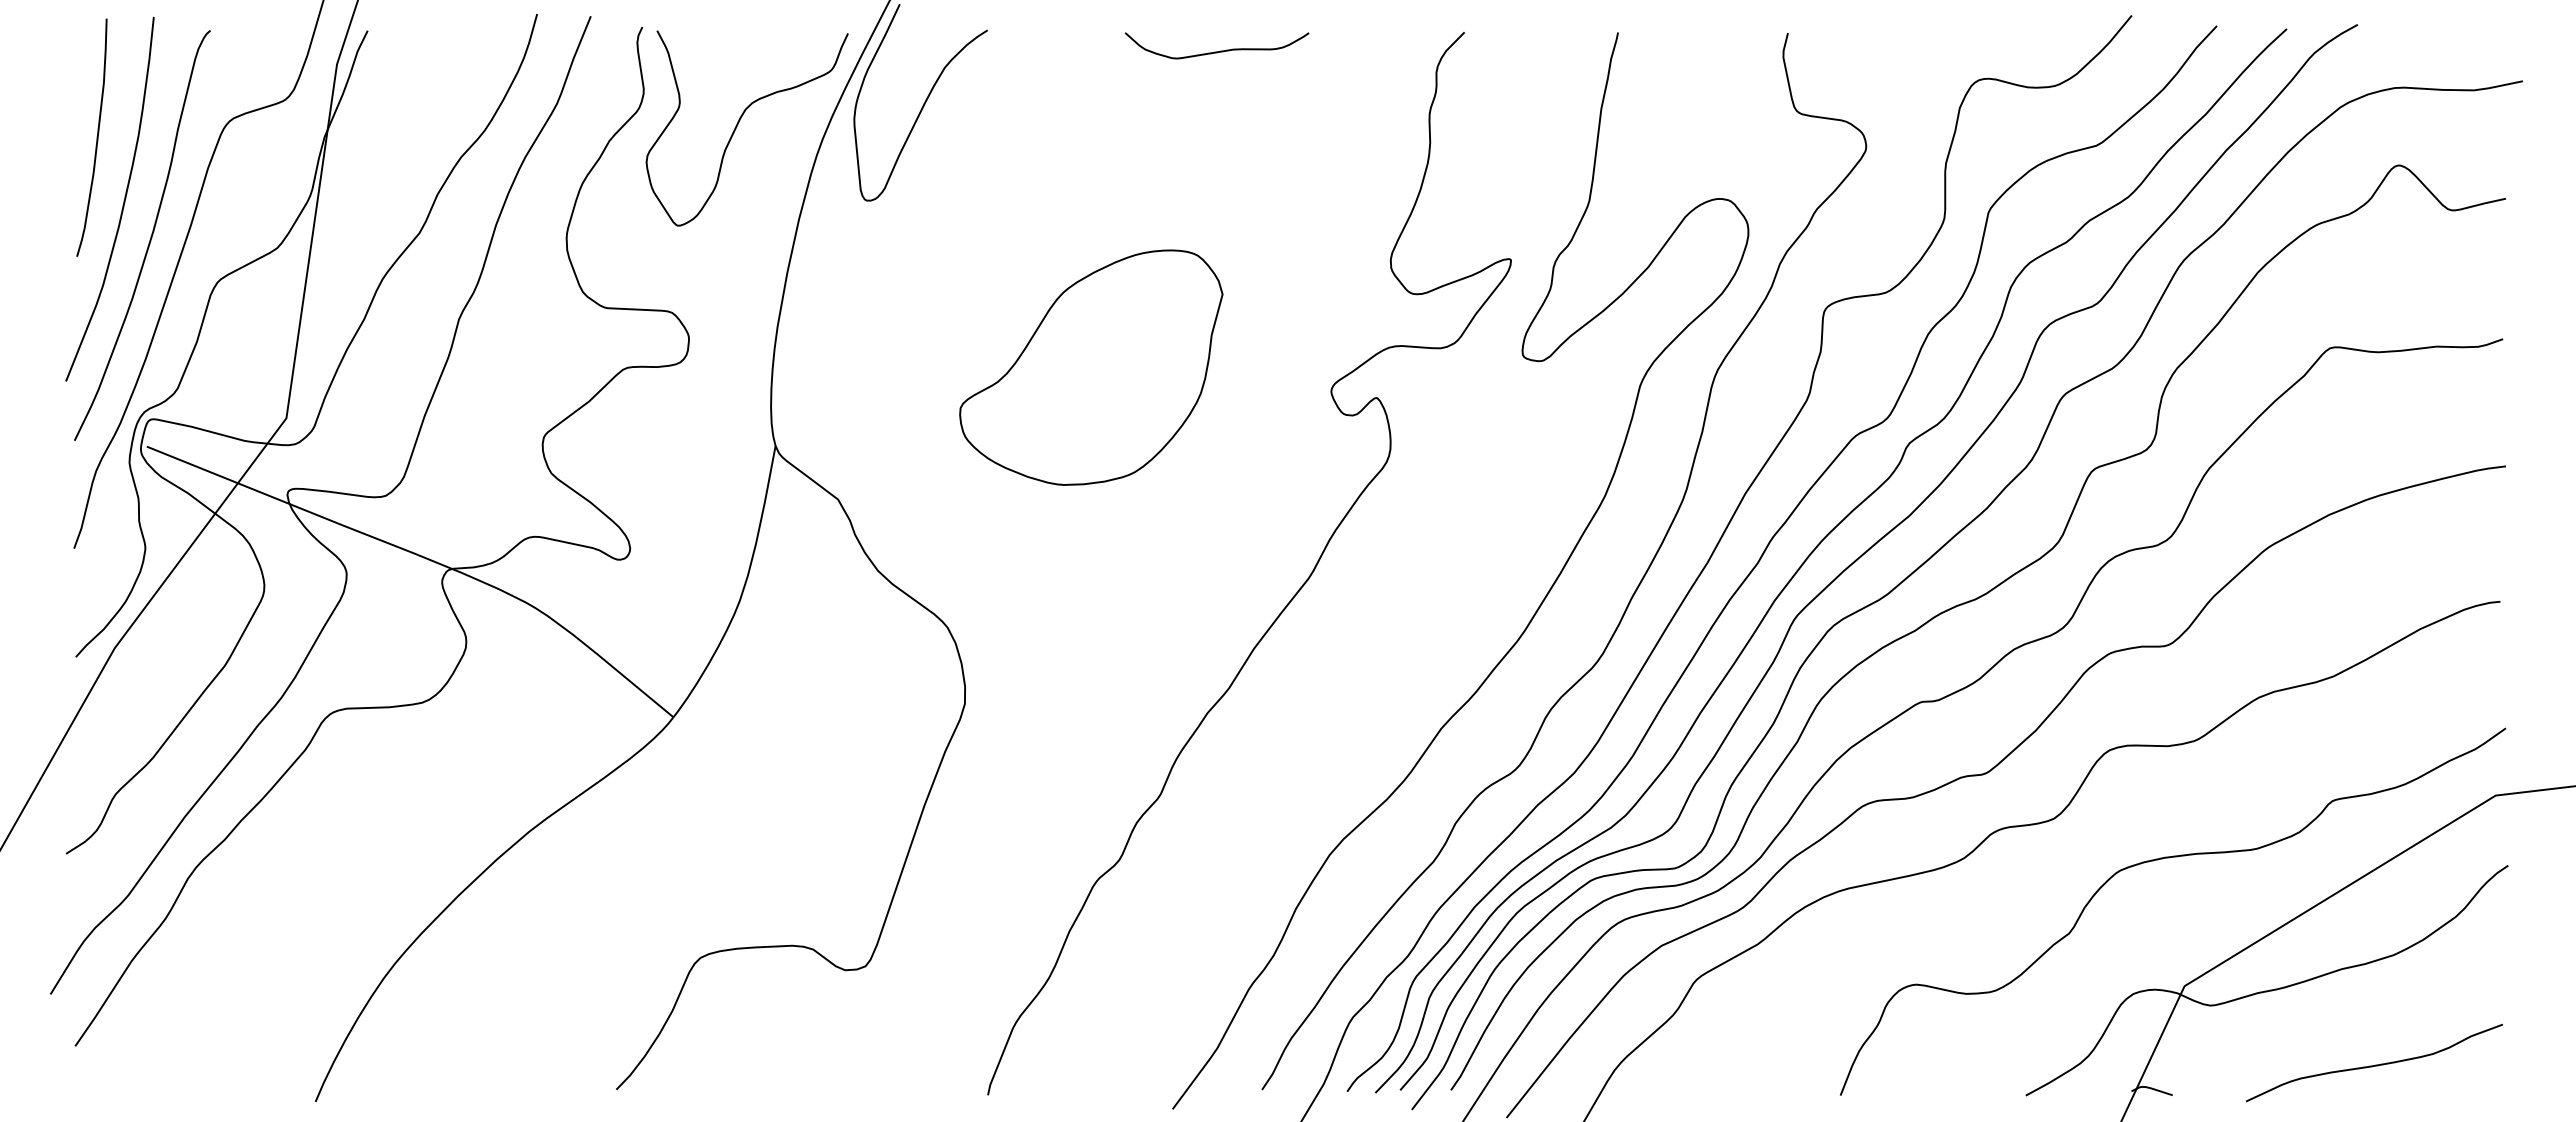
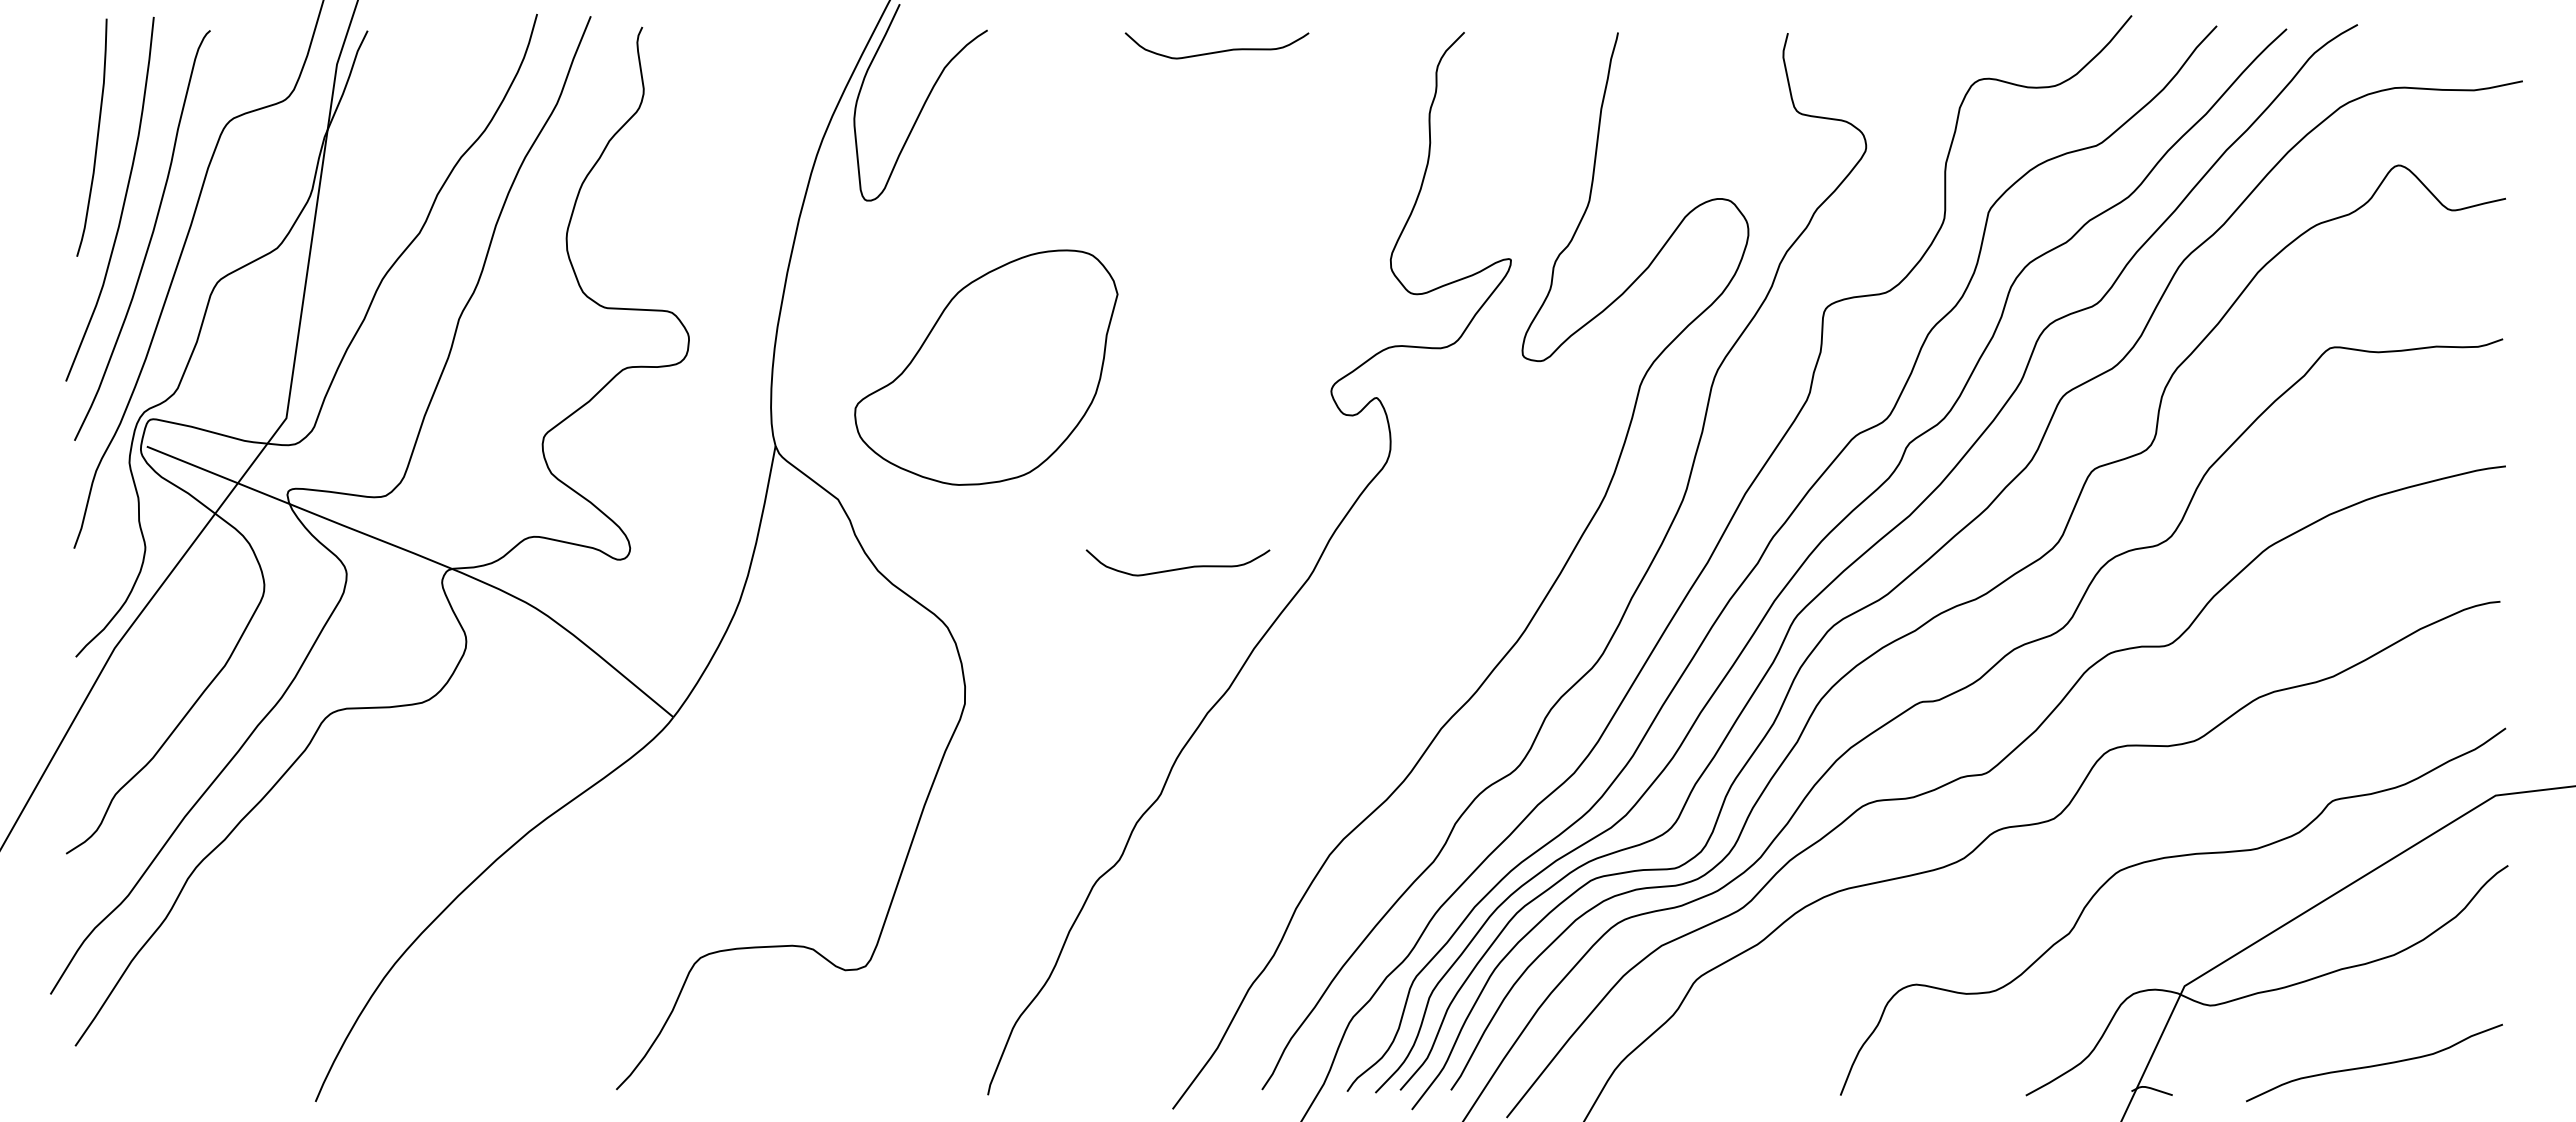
curve: present -> none (738, 124)
part position: (1091, 367) -> (986, 367) (986, 367)
curve: none -> present (1177, 568)
